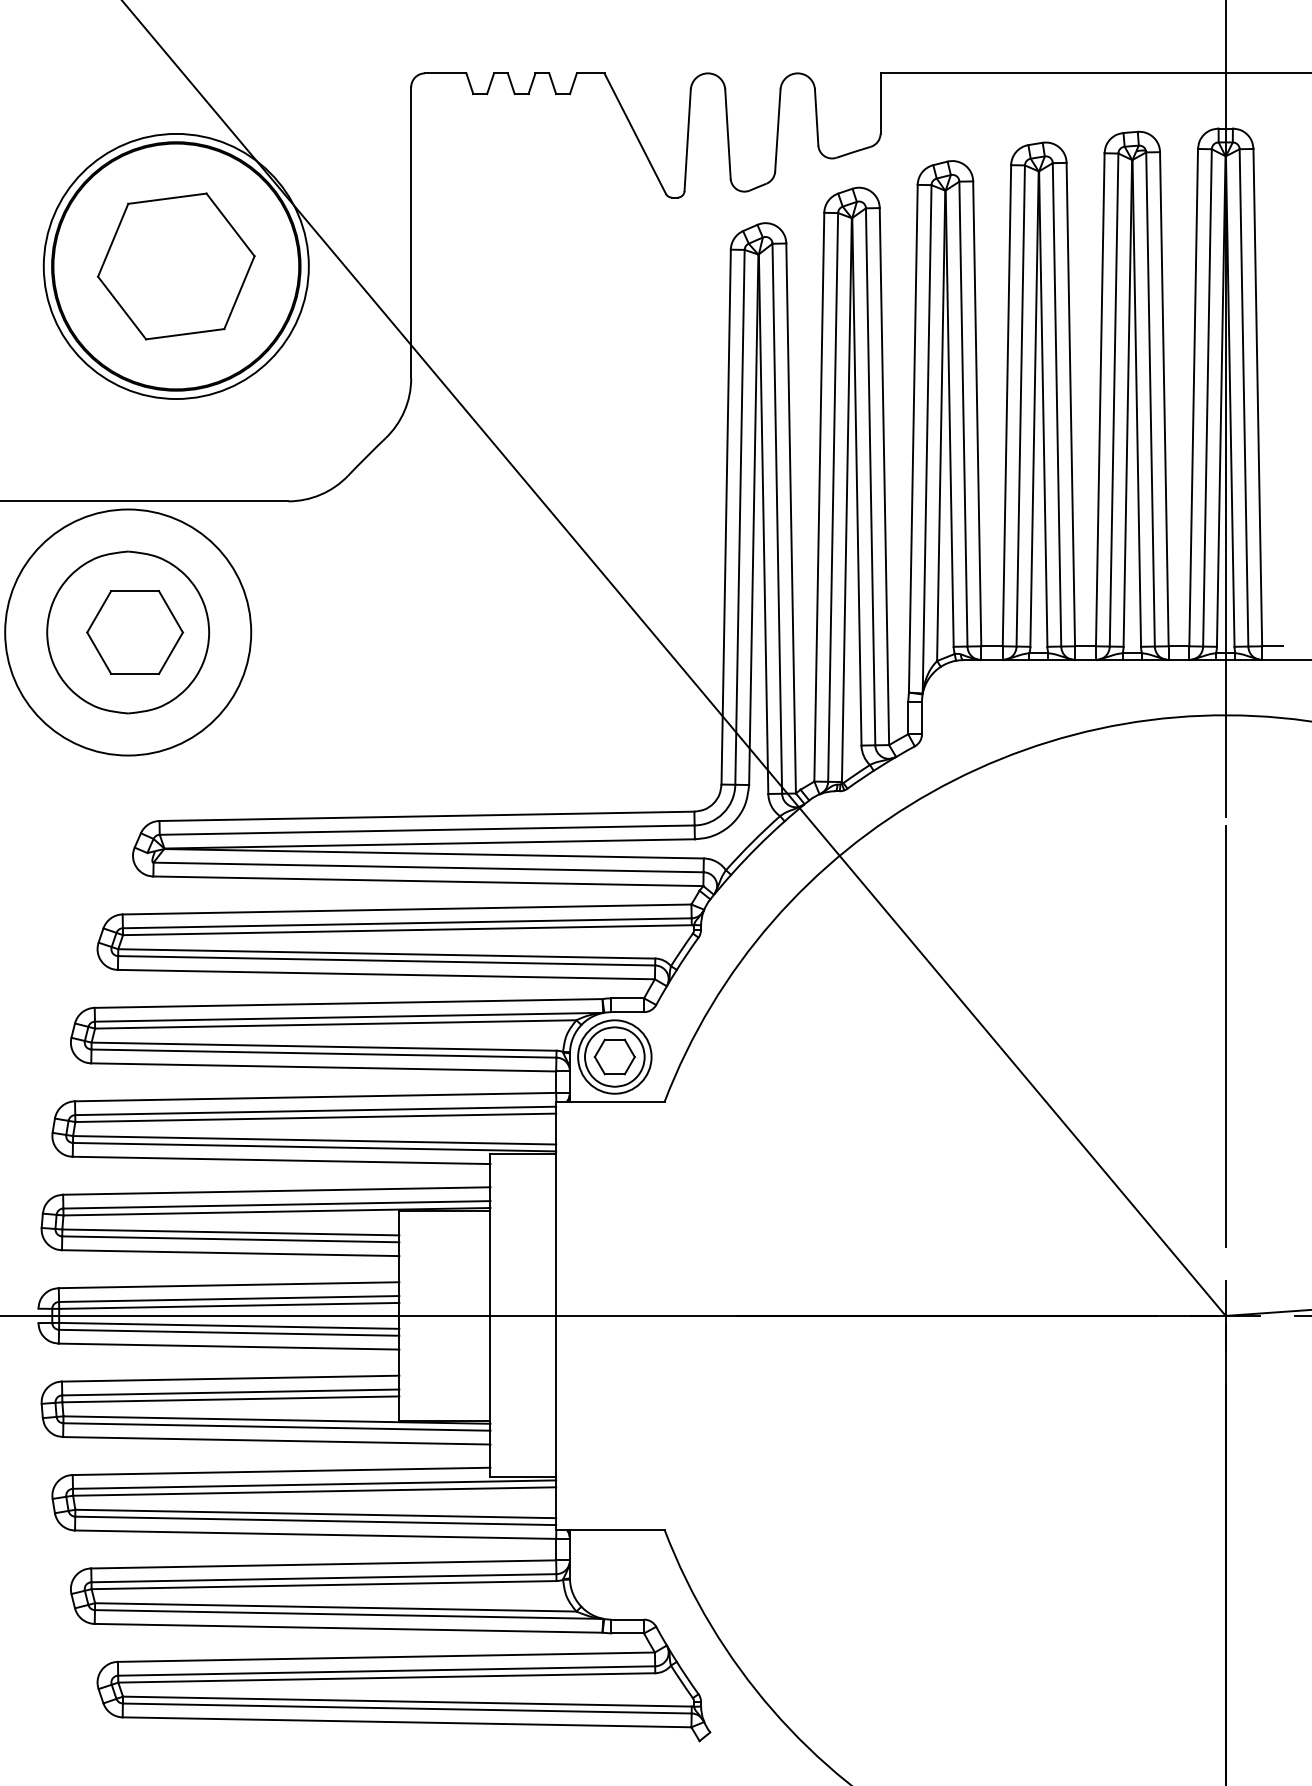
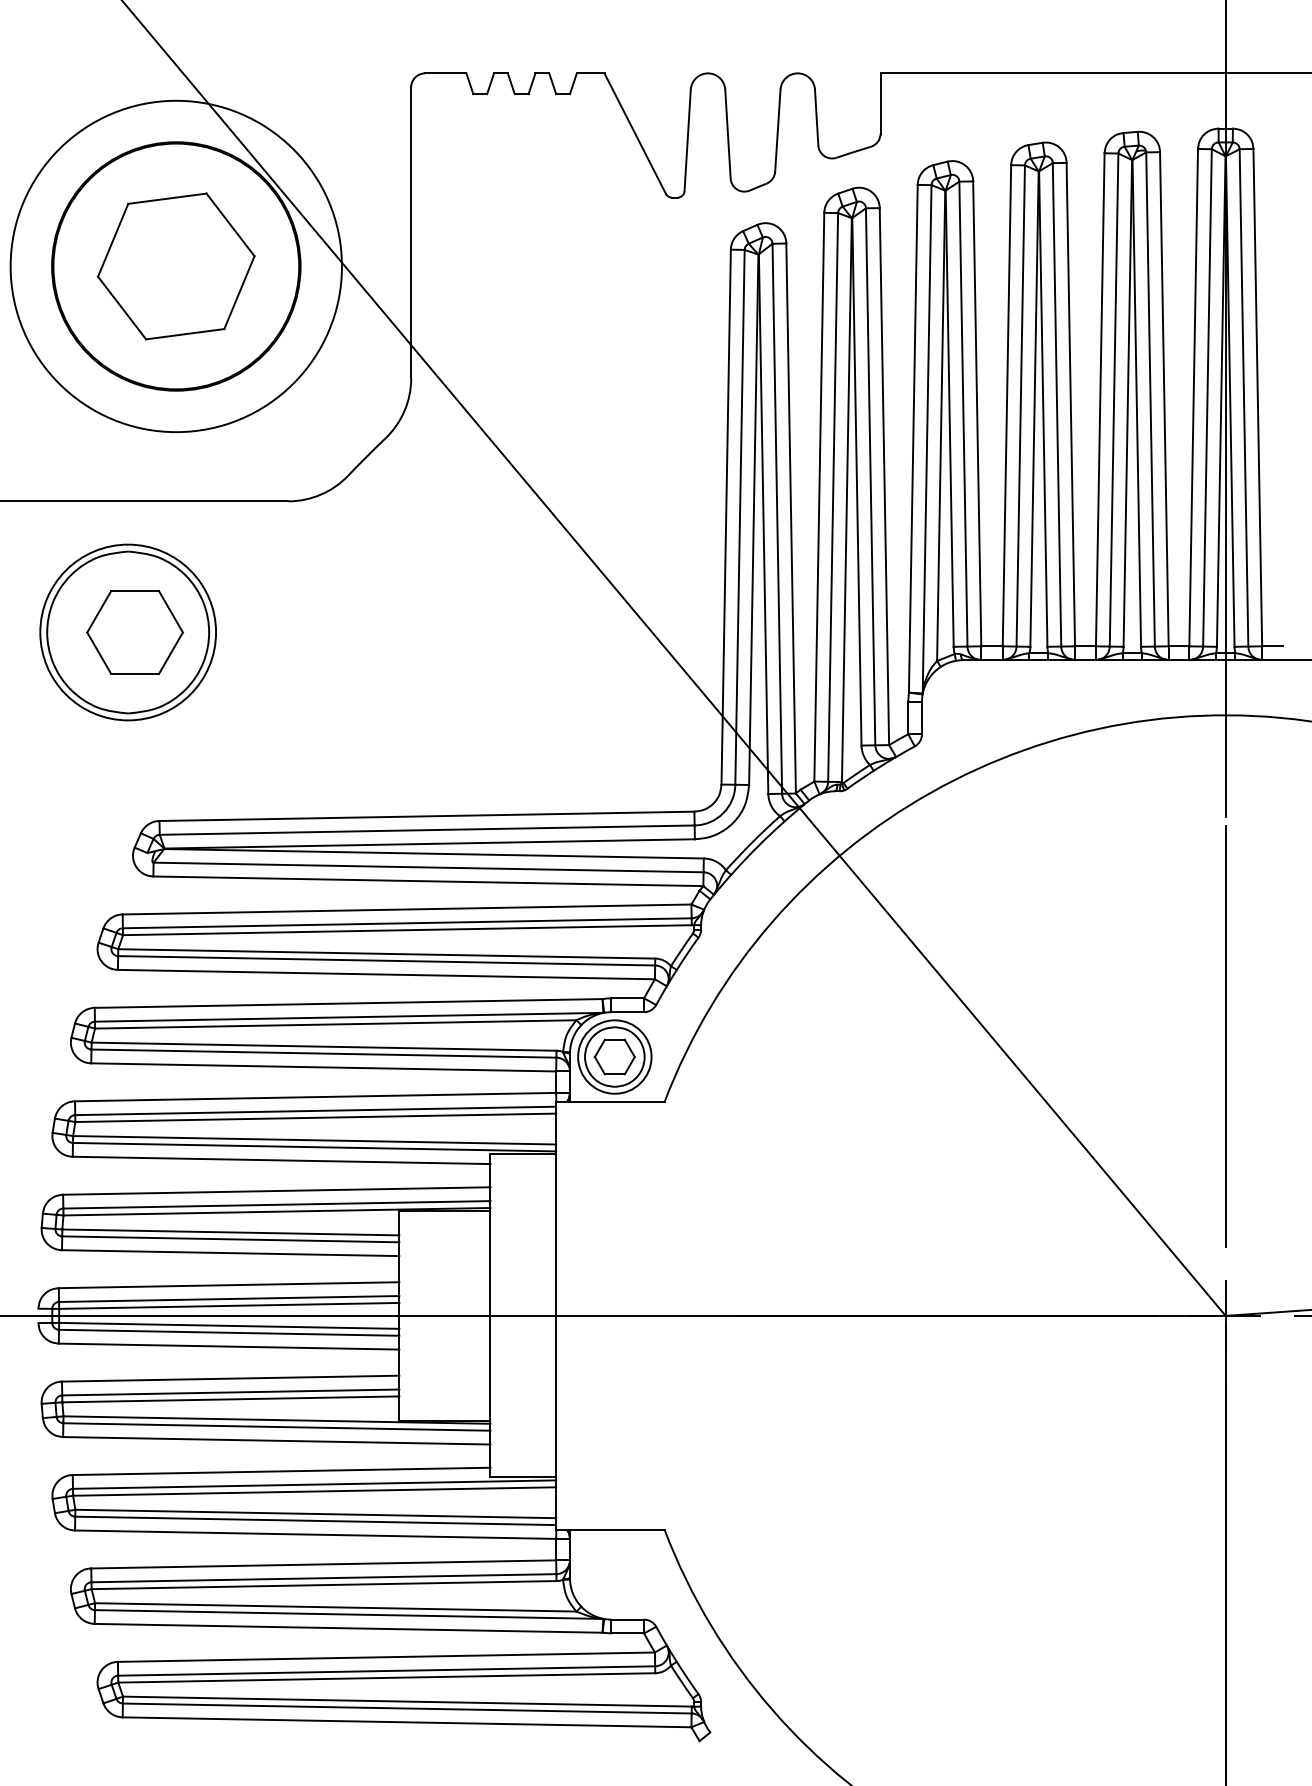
circle diameter: 265 px -> 331 px (175, 266)
circle diameter: 246 px -> 176 px (128, 632)
